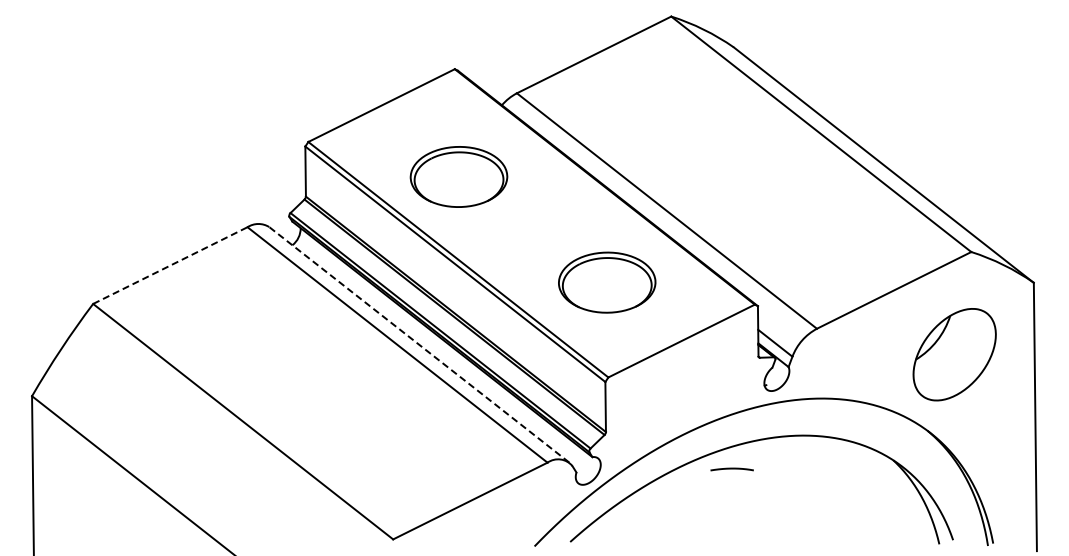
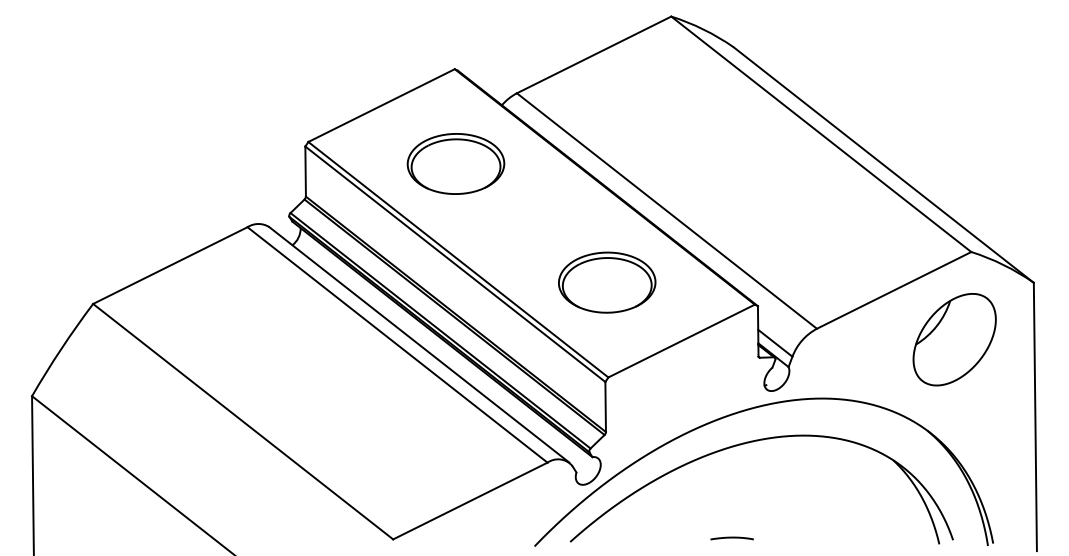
part position: (458, 176) -> (455, 163) (455, 163)
line: dashed -> solid (170, 265)
line: dashed -> solid (419, 344)
part position: (954, 354) -> (954, 339) (954, 339)
curve position: (731, 469) -> (731, 538) (731, 538)
